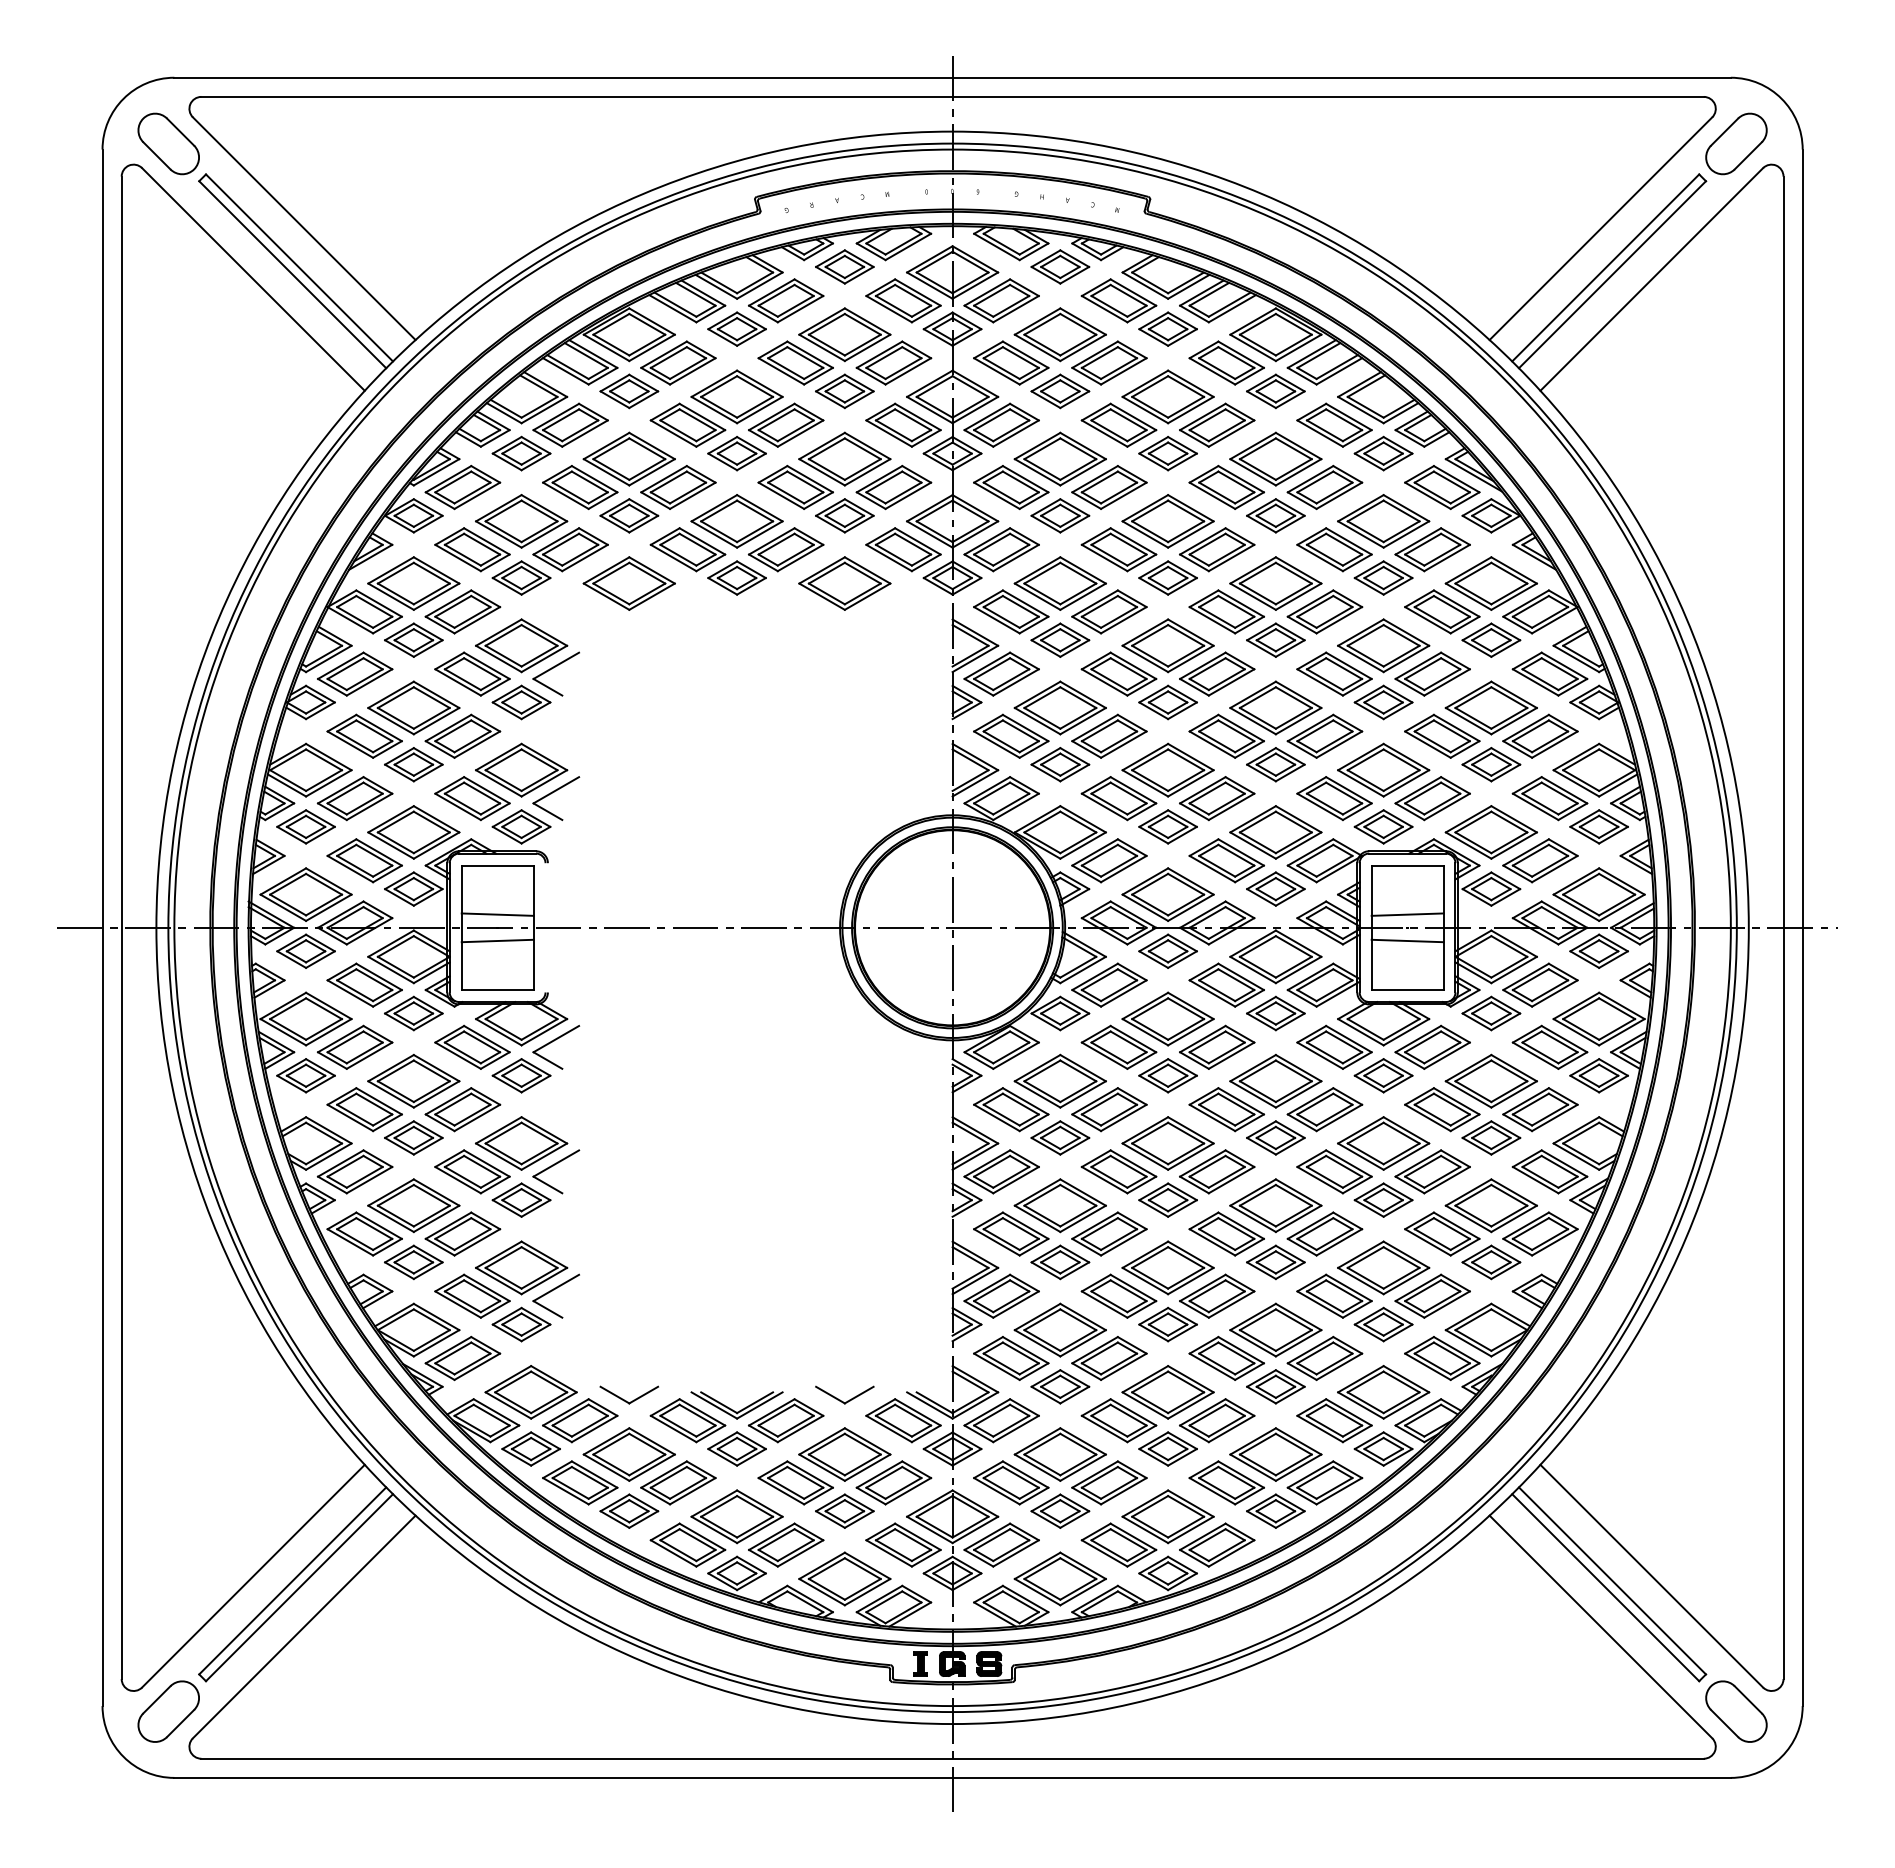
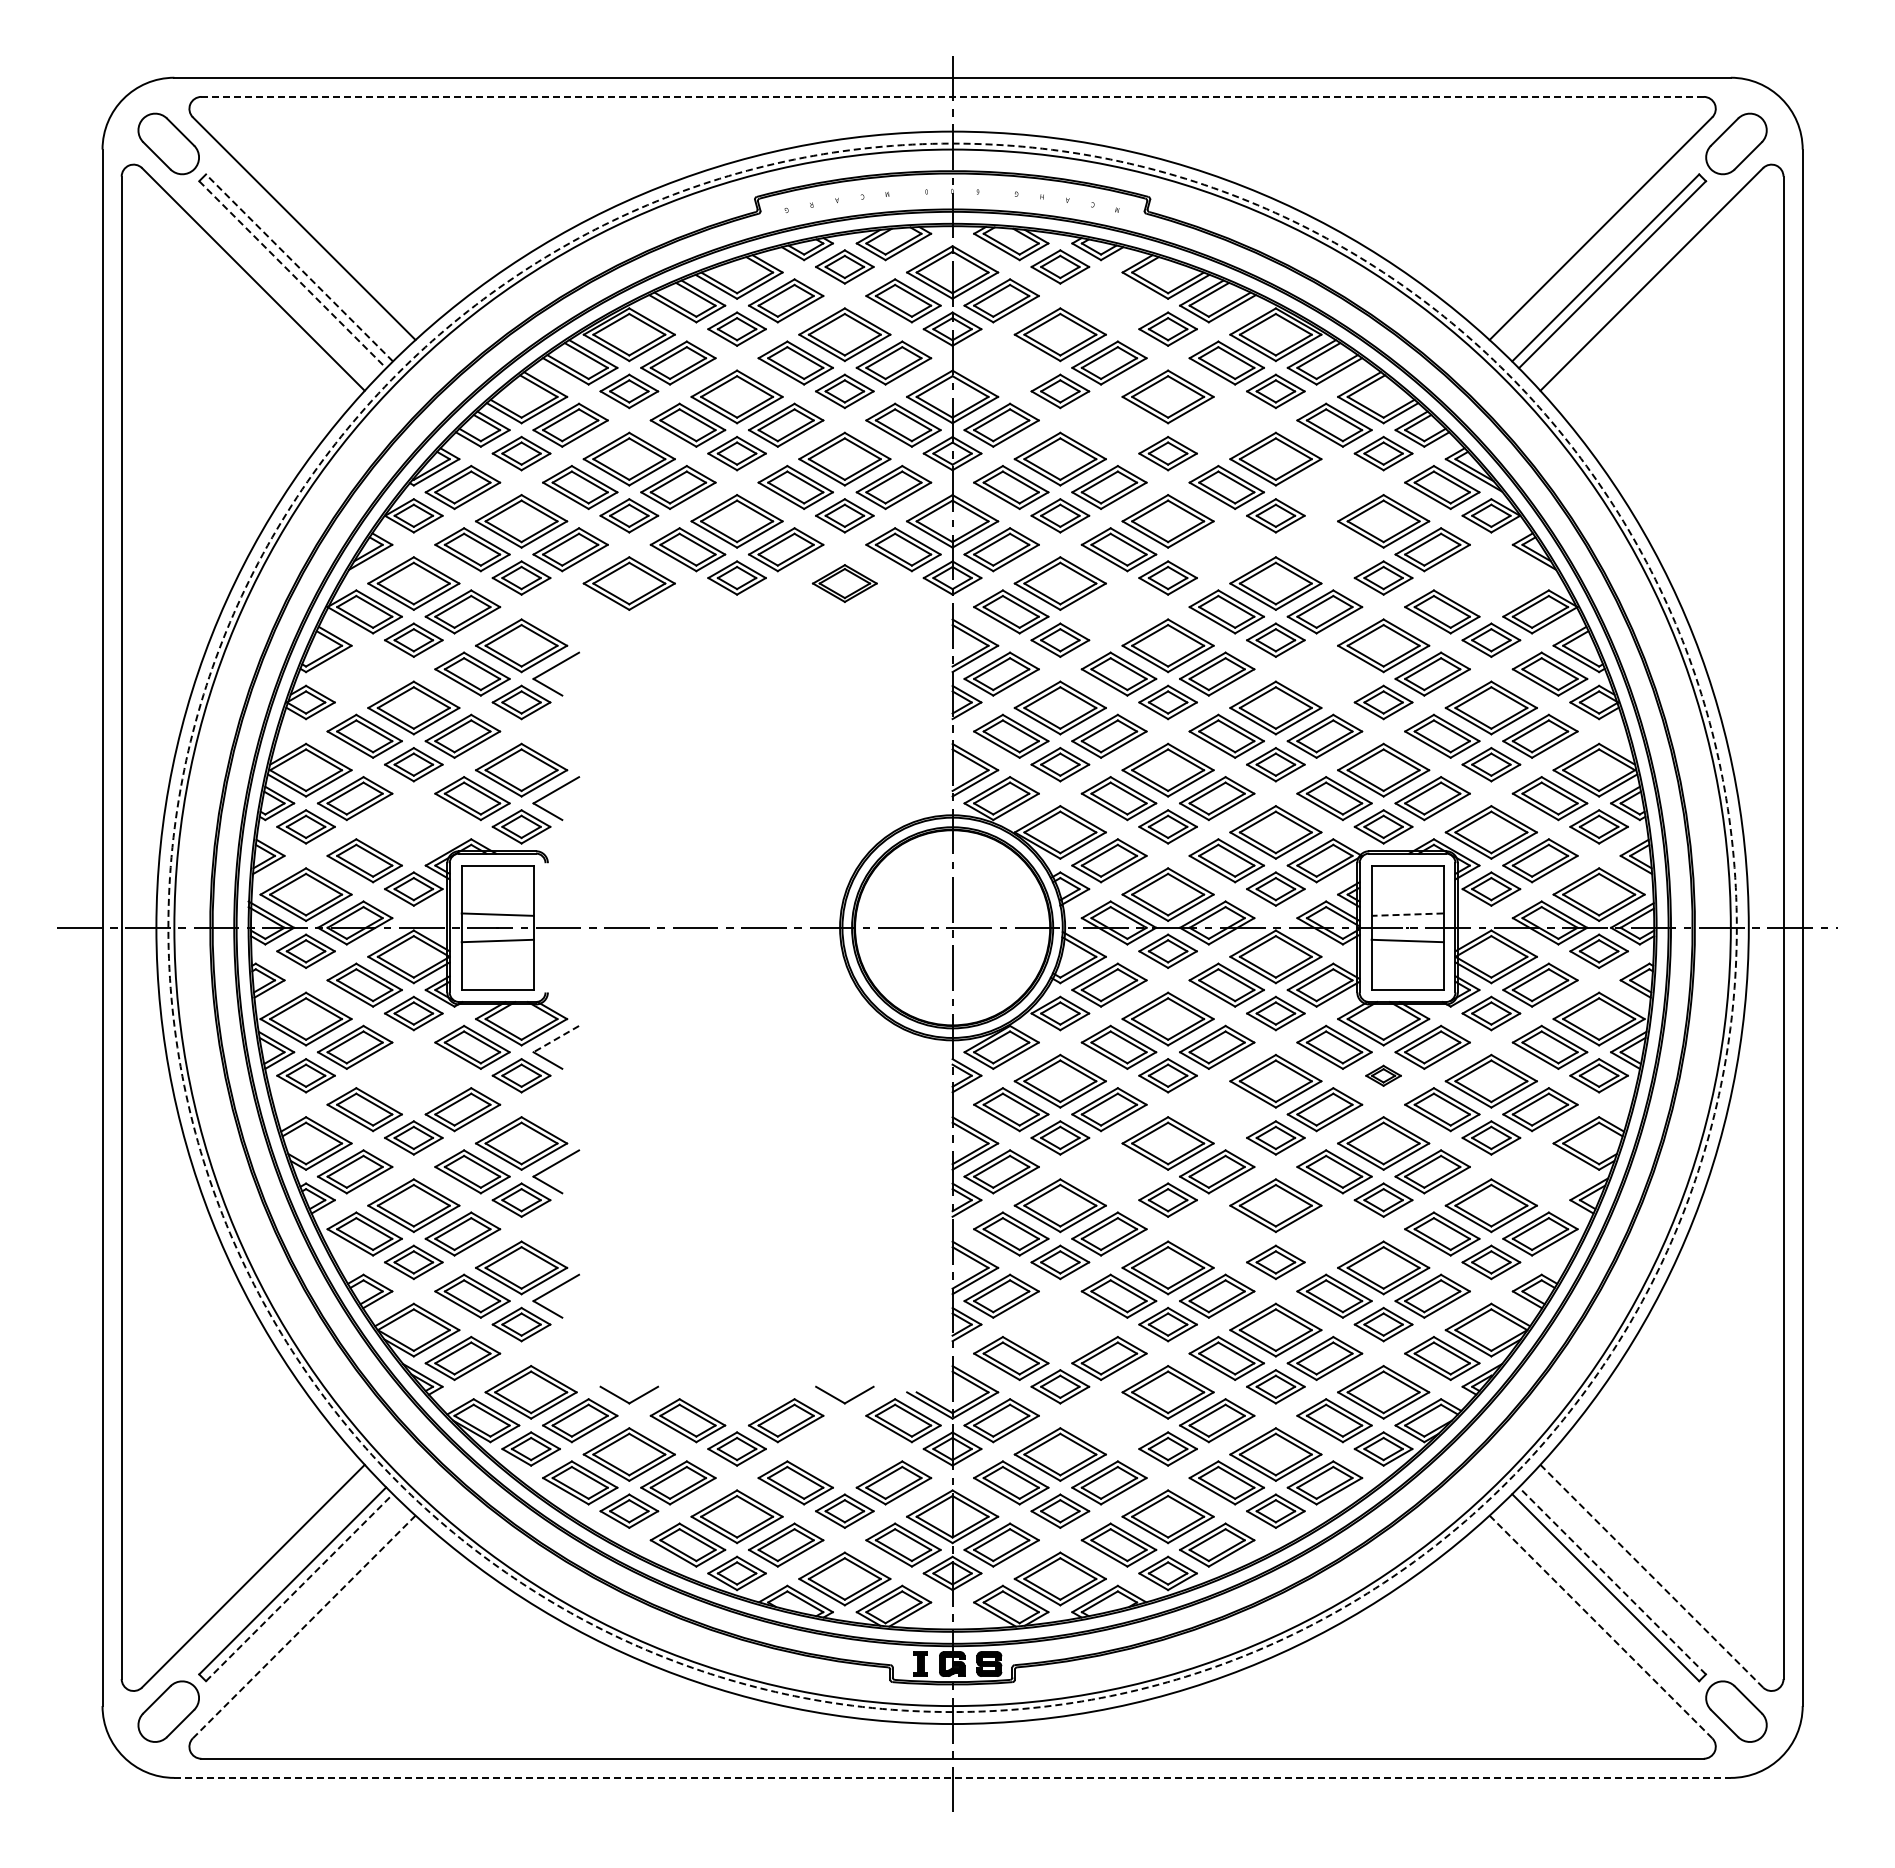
line: solid -> dashed (952, 96)
line: solid -> dashed (299, 267)
line: solid -> dashed (293, 275)
part: present -> none (1118, 300)
part: present -> none (1011, 362)
part: present -> none (1118, 424)
part: present -> none (1217, 424)
part: present -> none (1324, 487)
part: present -> none (1217, 549)
part: present -> none (1334, 549)
part size: 94x55 px -> 67x39 px (844, 583)
part: present -> none (1490, 583)
part: present -> none (1109, 611)
part: present -> none (355, 673)
part: present -> none (1334, 673)
part: present -> none (413, 832)
line: solid -> dashed (1407, 914)
circle: solid -> dashed (952, 927)
line: solid -> dashed (555, 1039)
part size: 61x36 px -> 37x23 px (1383, 1075)
part: present -> none (413, 1080)
part: present -> none (1226, 1109)
part: present -> none (1118, 1171)
part: present -> none (1549, 1171)
part: present -> none (1226, 1233)
part: present -> none (1324, 1233)
part: present -> none (1059, 1329)
part: present -> none (736, 1405)
part: present -> none (1118, 1420)
part: present -> none (844, 1454)
line: solid -> dashed (1652, 1576)
line: solid -> dashed (1612, 1580)
line: solid -> dashed (299, 1587)
line: solid -> dashed (303, 1627)
line: solid -> dashed (1601, 1627)
line: solid -> dashed (953, 1777)
